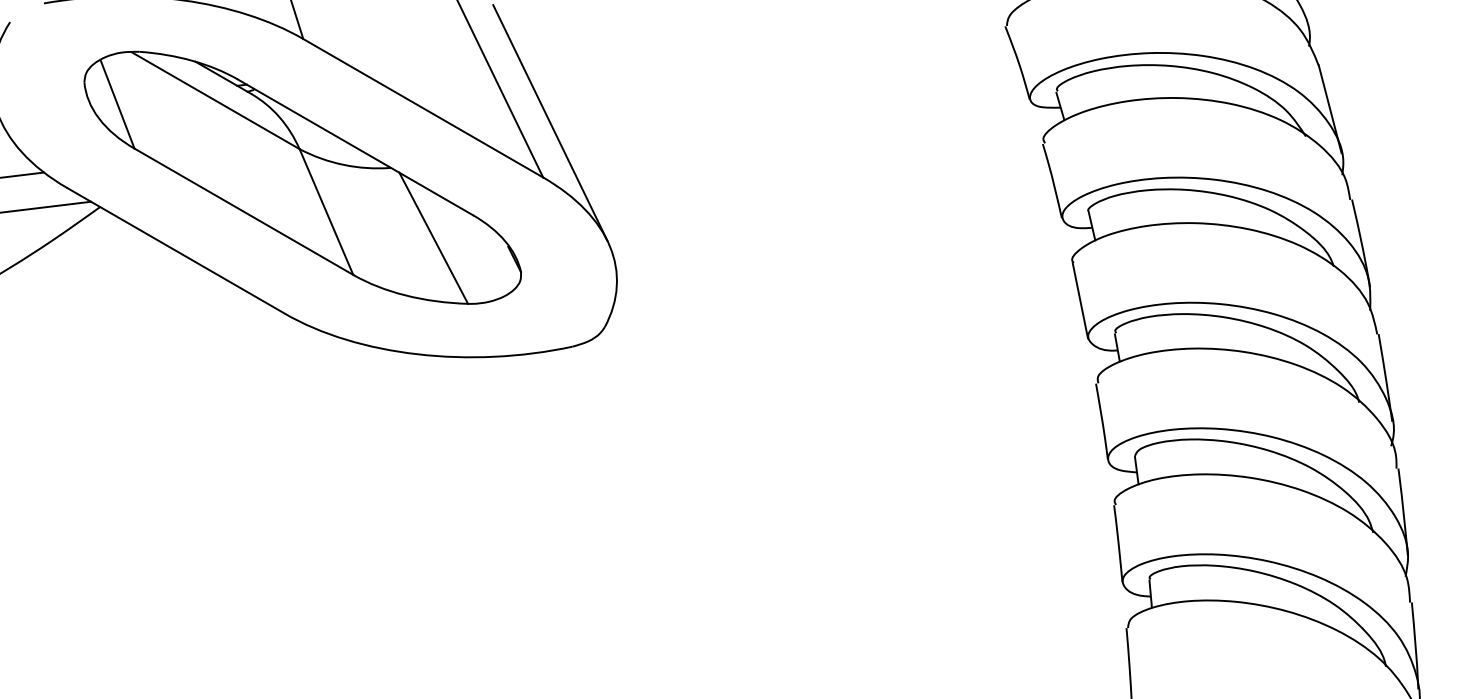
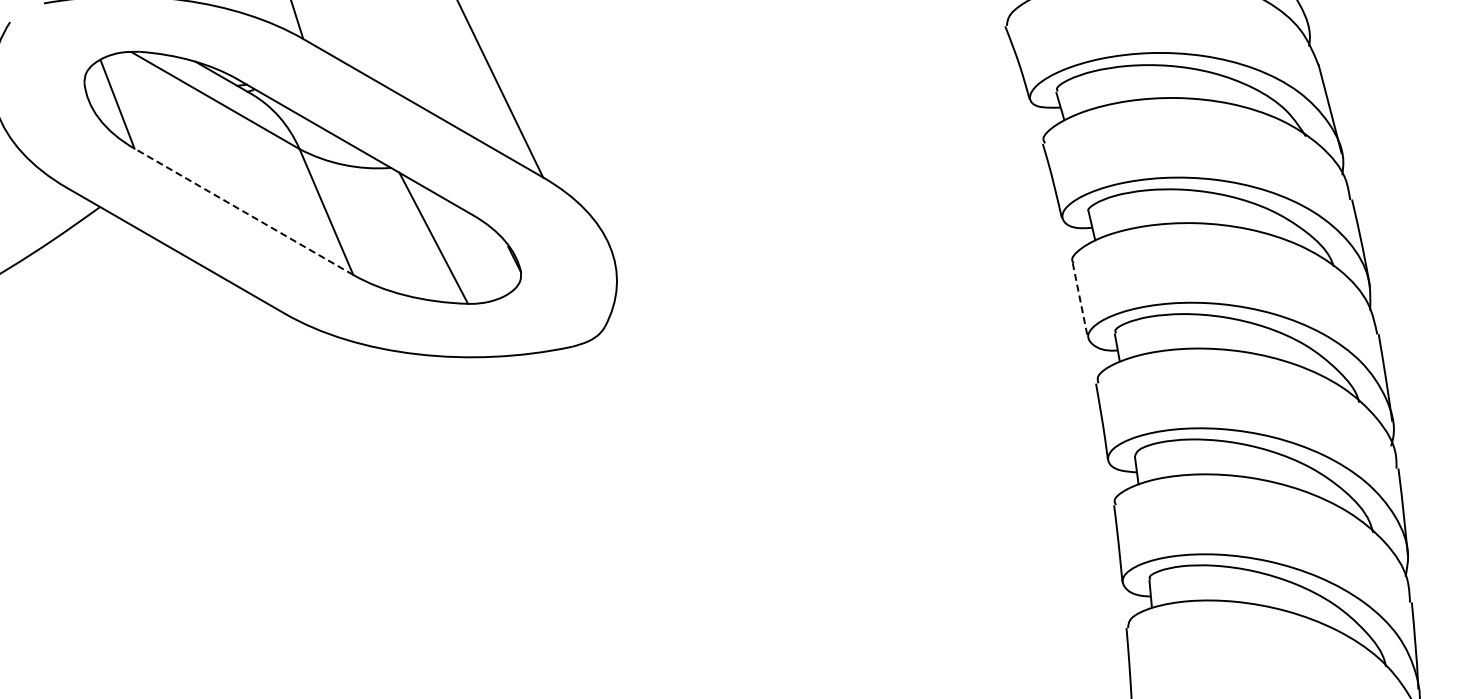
line: present -> none (550, 123)
line: present -> none (23, 174)
line: present -> none (46, 206)
line: solid -> dashed (243, 211)
line: solid -> dashed (1080, 301)
